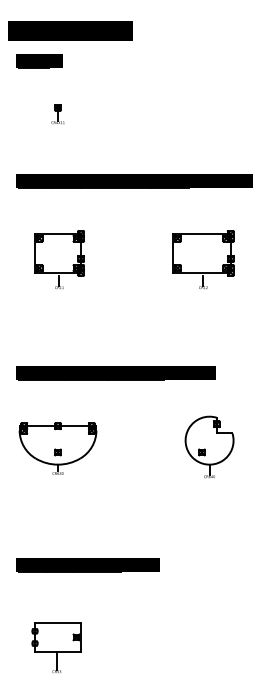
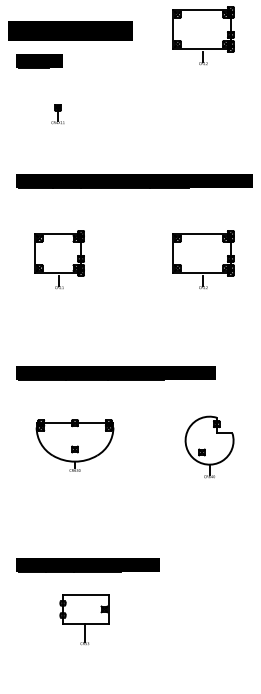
part: none -> present (203, 35)
part position: (57, 448) -> (74, 445) (74, 445)
part position: (56, 647) -> (84, 619) (84, 619)
